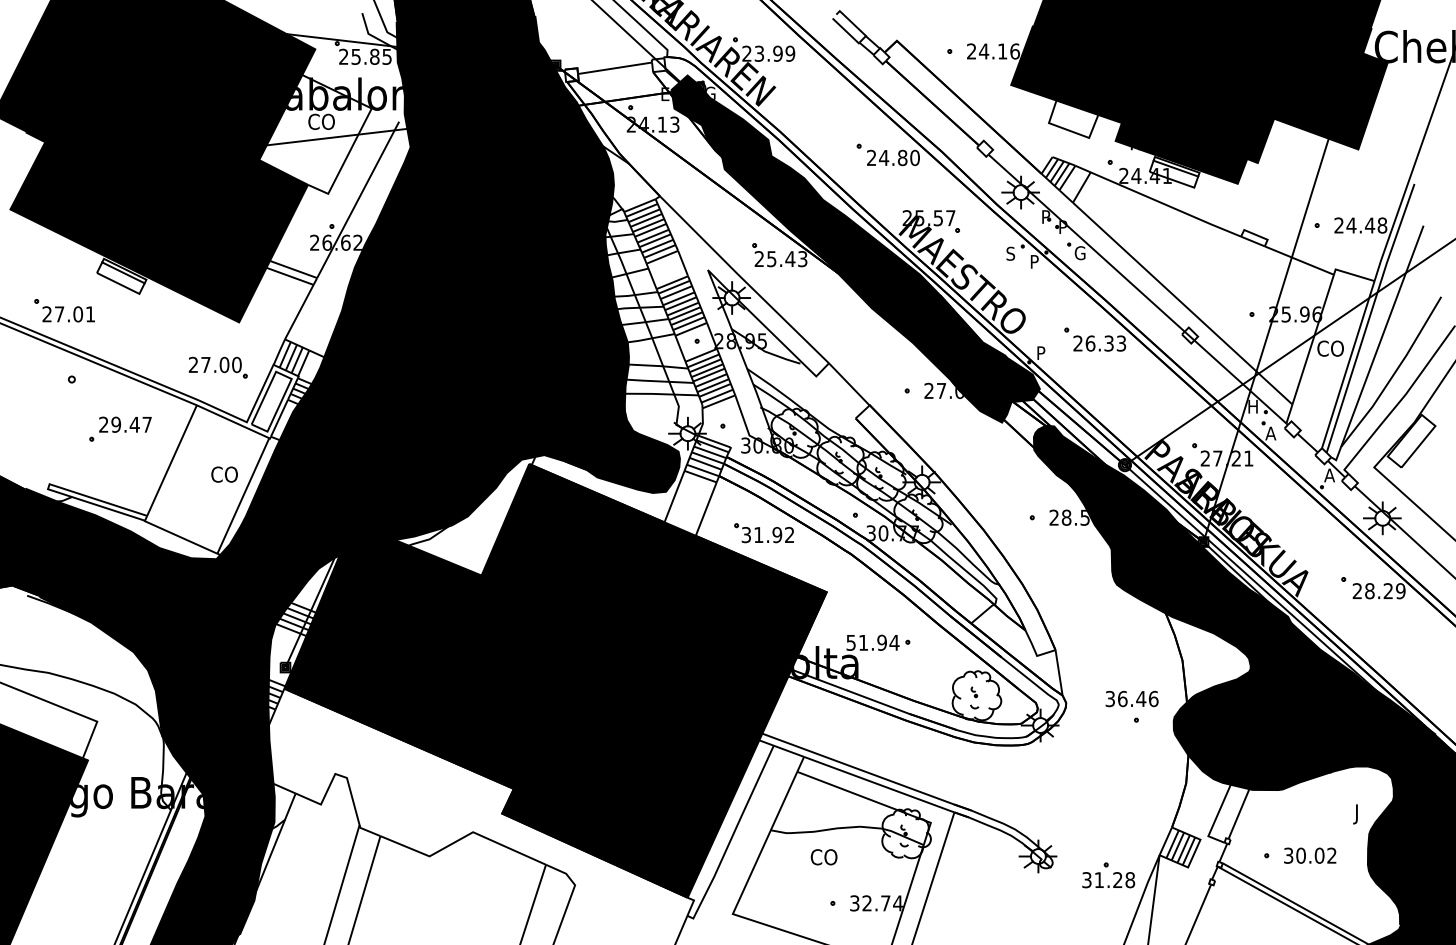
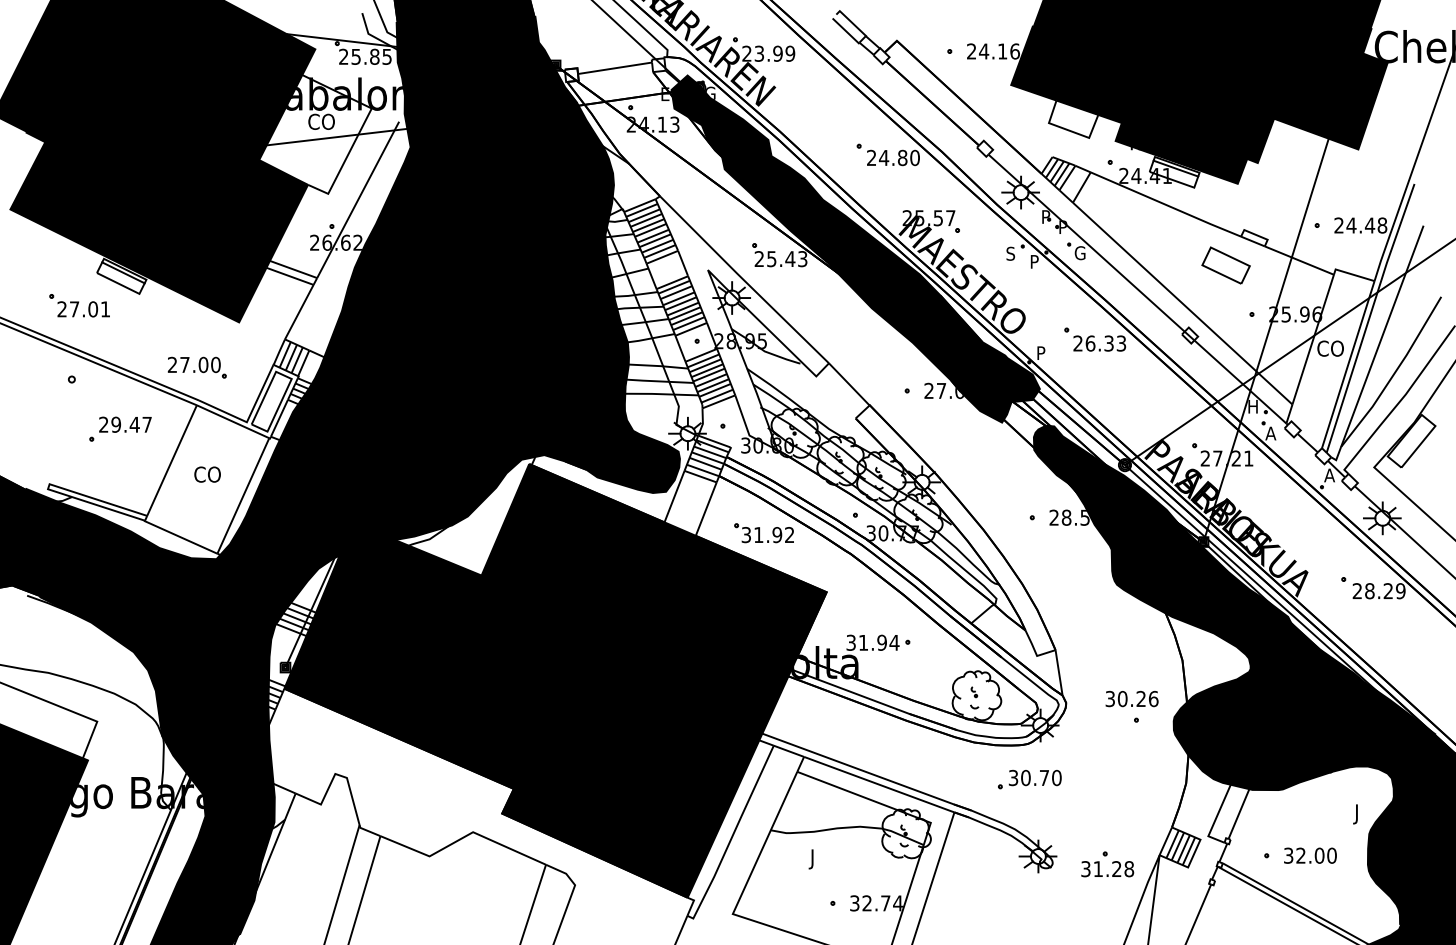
part: none -> present (1225, 265)
part position: (64, 310) -> (79, 305) (79, 305)
part position: (217, 367) -> (196, 367) (196, 367)
text position: (224, 474) -> (207, 474) (207, 474)
text: 51.94 -> 31.94 (851, 642)
text: 36.46 -> 30.26 (1132, 698)
part: none -> present (1029, 779)
text: 30.02 -> 32.00 (1316, 855)
text: CO -> J (822, 859)
part position: (1108, 875) -> (1107, 864) (1107, 864)
